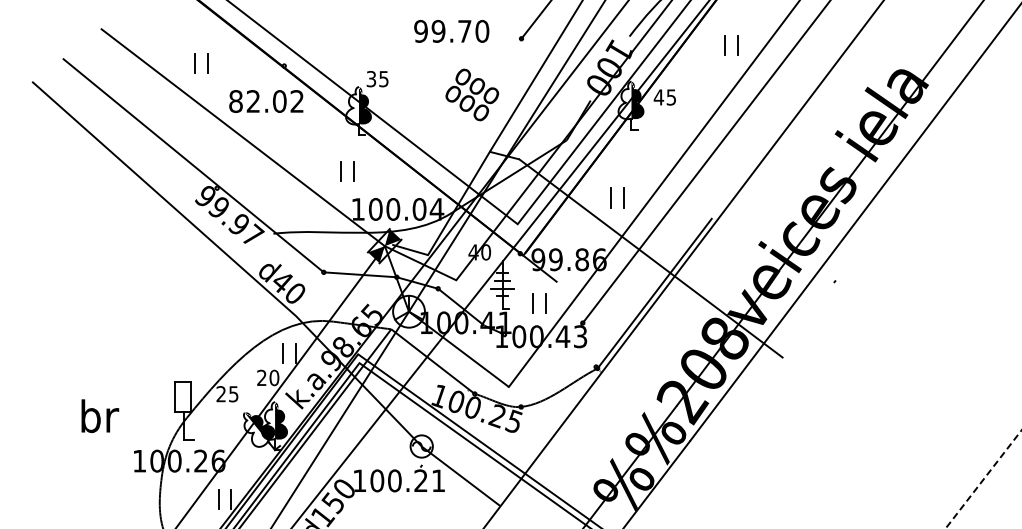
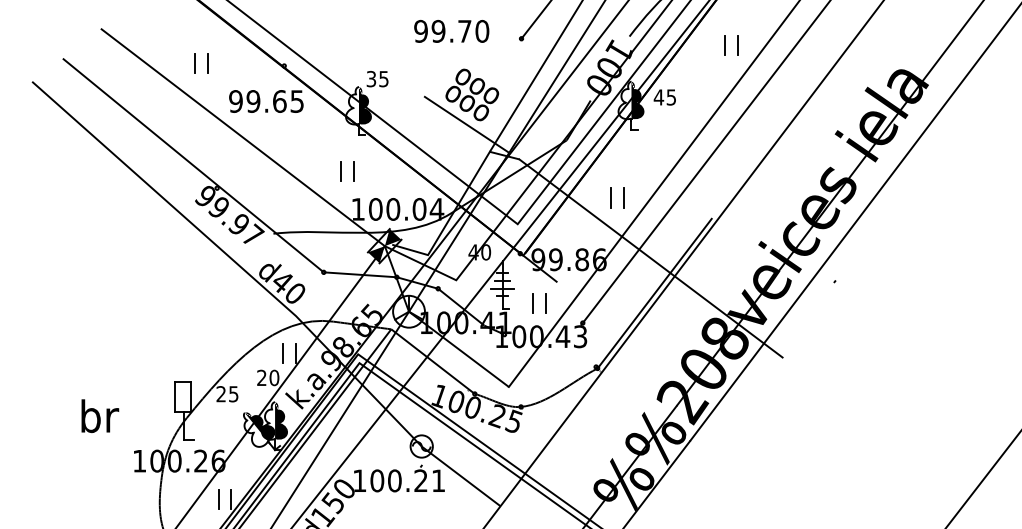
text: 82.02 -> 99.65 (266, 101)
line: none -> present (466, 124)
line: dashed -> solid (983, 479)
